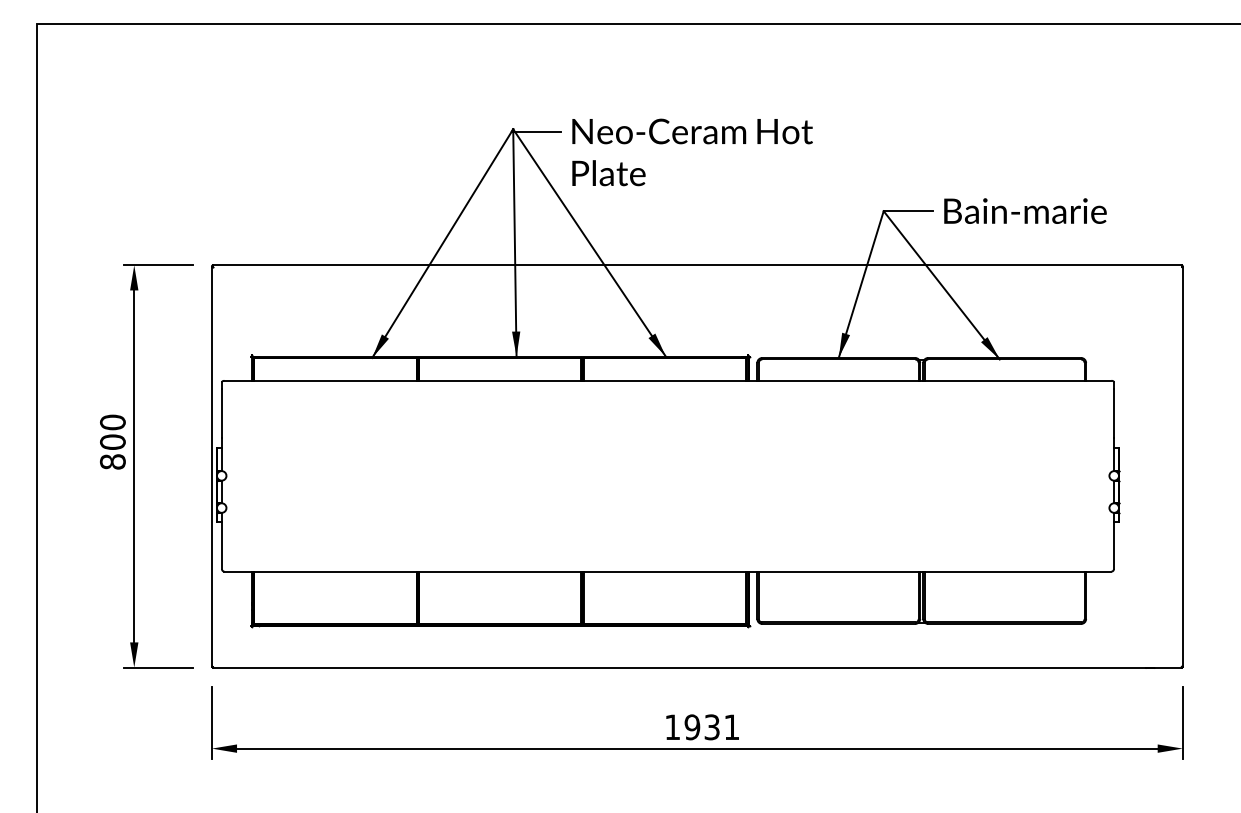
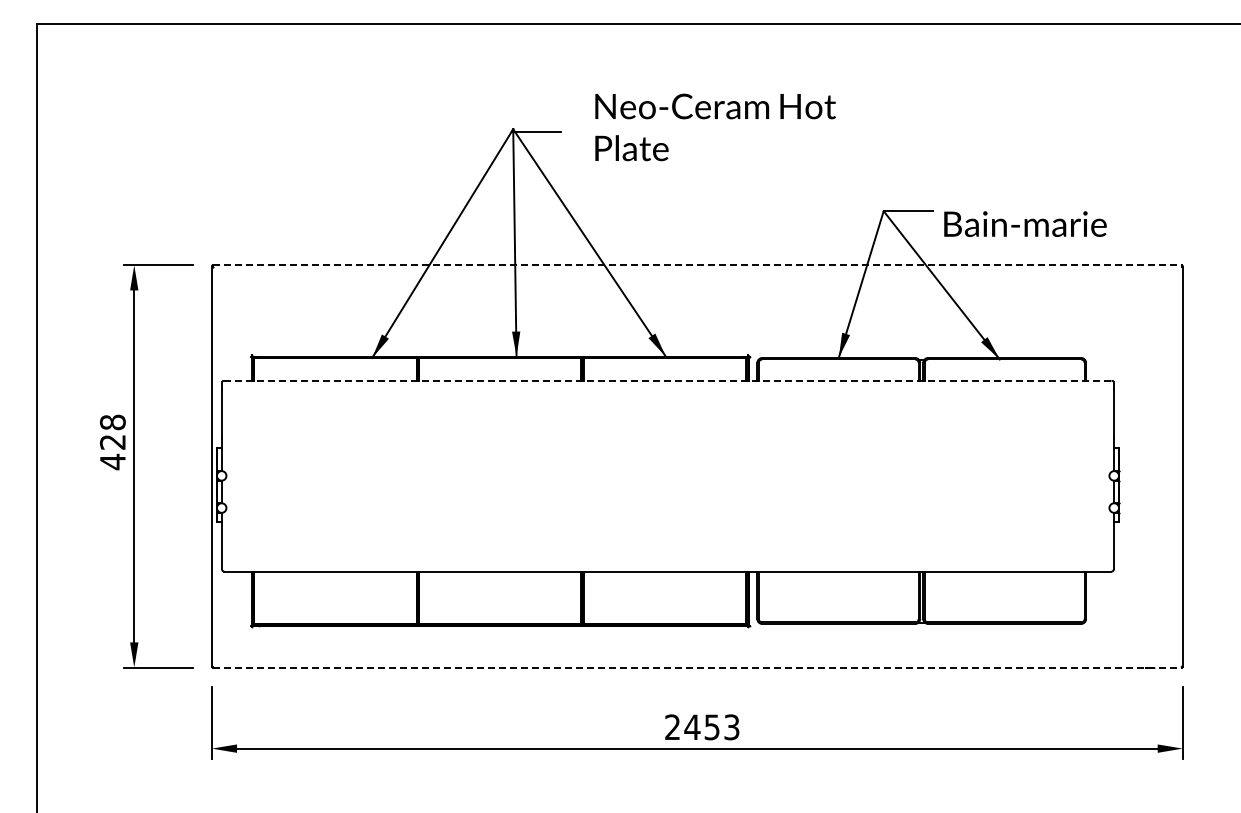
text position: (692, 152) -> (715, 127) (715, 127)
text position: (1025, 210) -> (1025, 223) (1025, 223)
line: solid -> dashed (697, 265)
line: solid -> dashed (668, 380)
text: 800 -> 428 (112, 442)
line: solid -> dashed (697, 667)
text: 1931 -> 2453 (702, 727)
